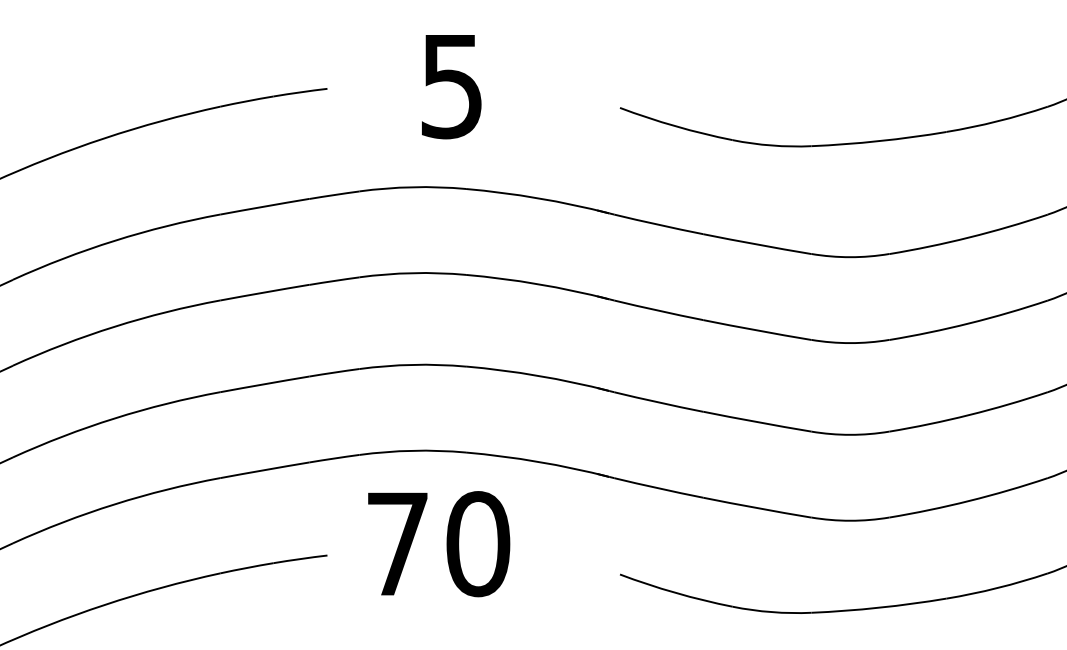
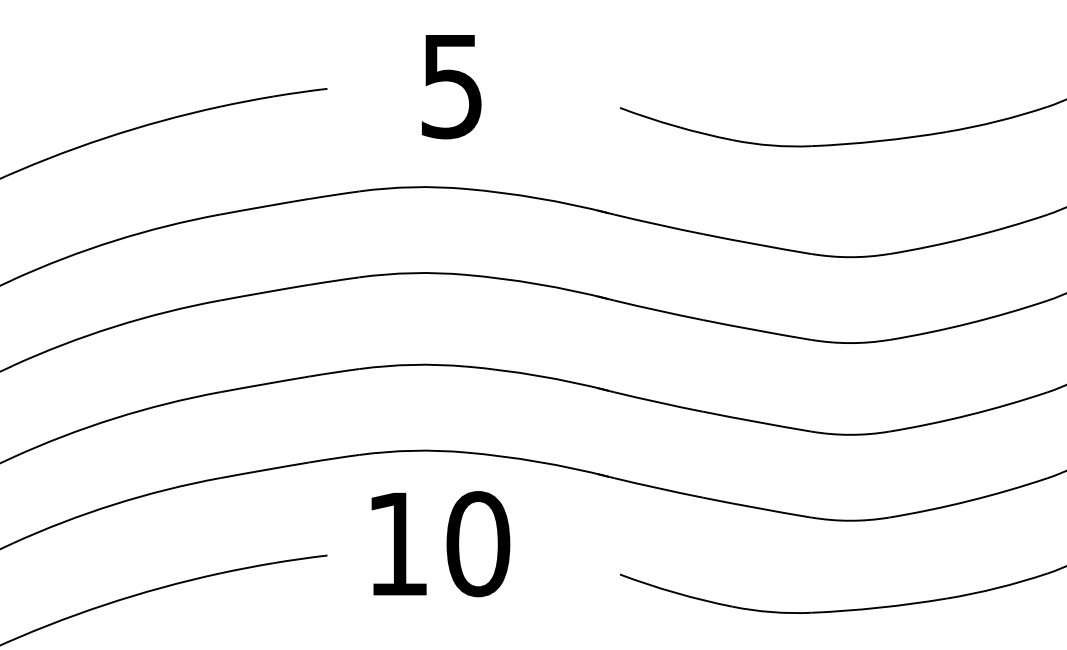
text: 70 -> 10 (397, 543)
